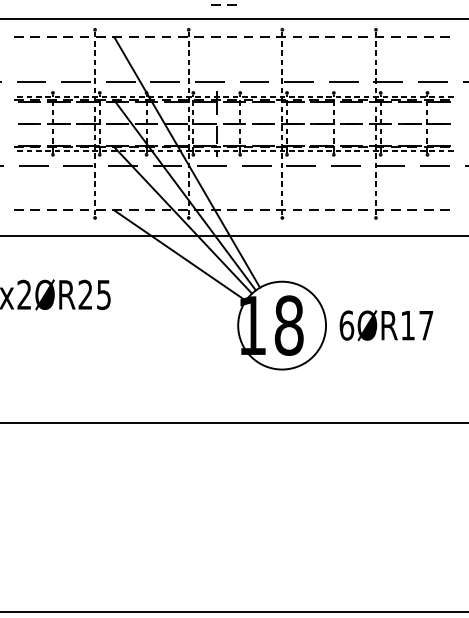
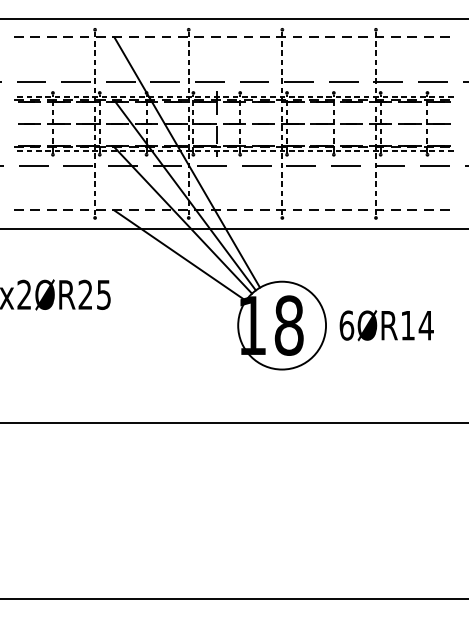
line: present -> none (220, 4)
line position: (233, 236) -> (233, 229) (233, 229)
text: 6ØR17 -> 6ØR14 (425, 325)
line position: (233, 612) -> (233, 599) (233, 599)
